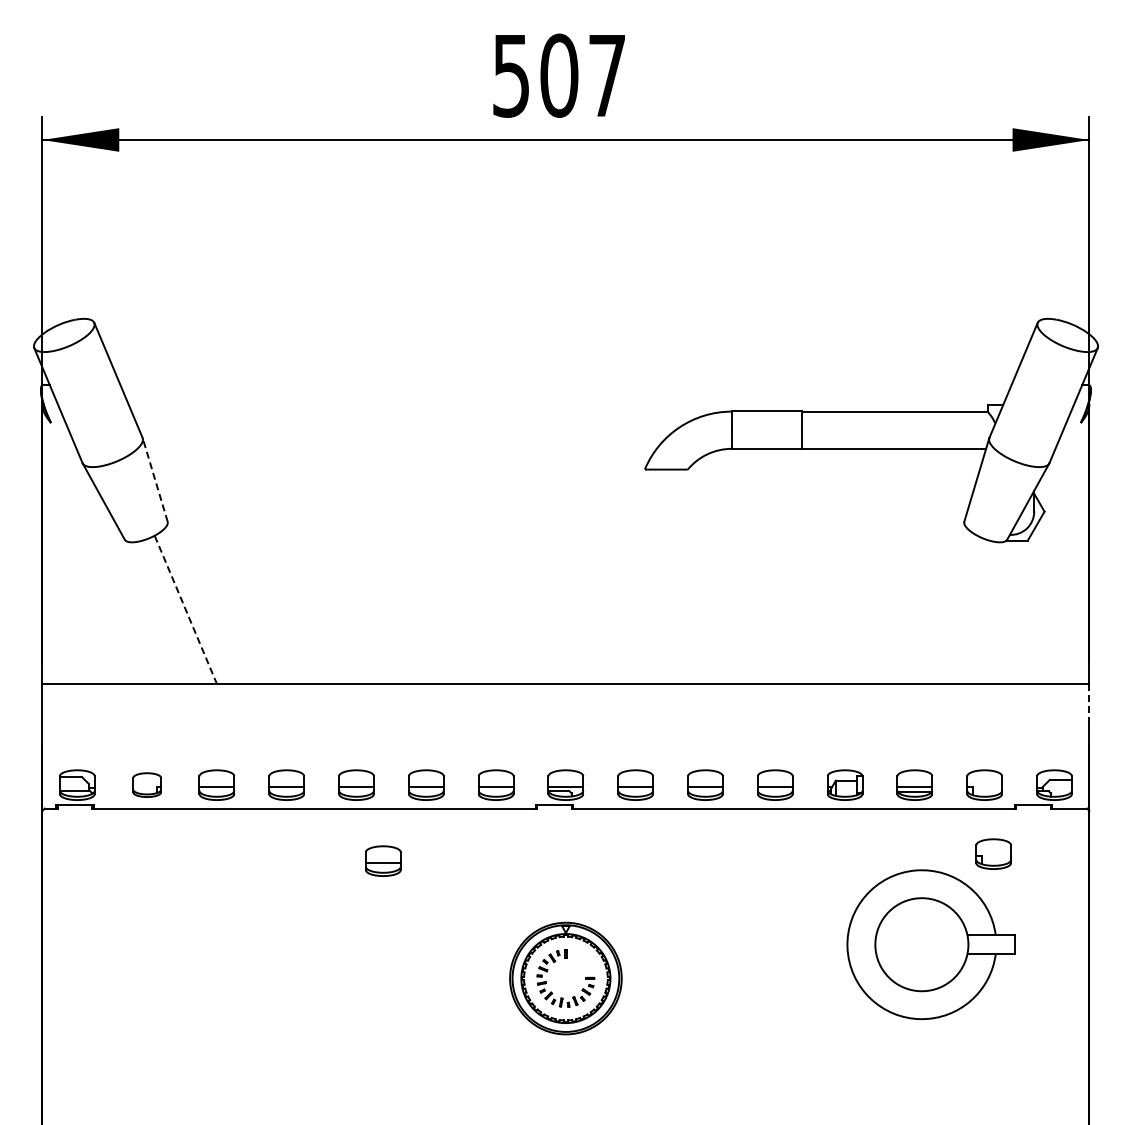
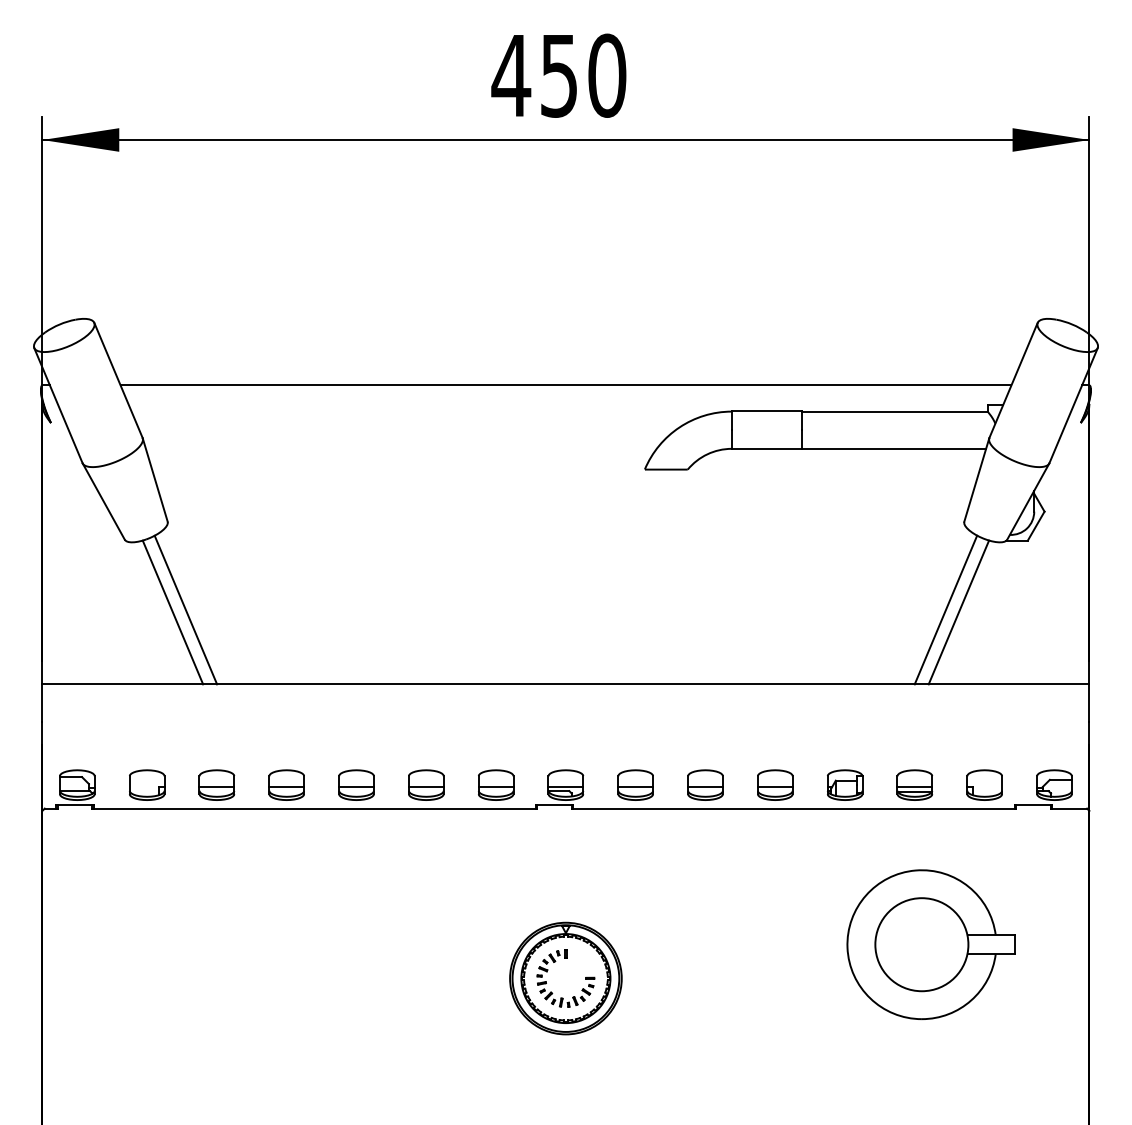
text: 507 -> 450 (558, 75)
line: none -> present (565, 385)
line: dashed -> solid (155, 480)
line: none -> present (945, 609)
line: dashed -> solid (185, 610)
line: none -> present (172, 612)
line: none -> present (958, 612)
line: dashed -> solid (1089, 703)
part size: 30x26 px -> 37x32 px (147, 784)
part: present -> none (993, 853)
part: present -> none (383, 860)
